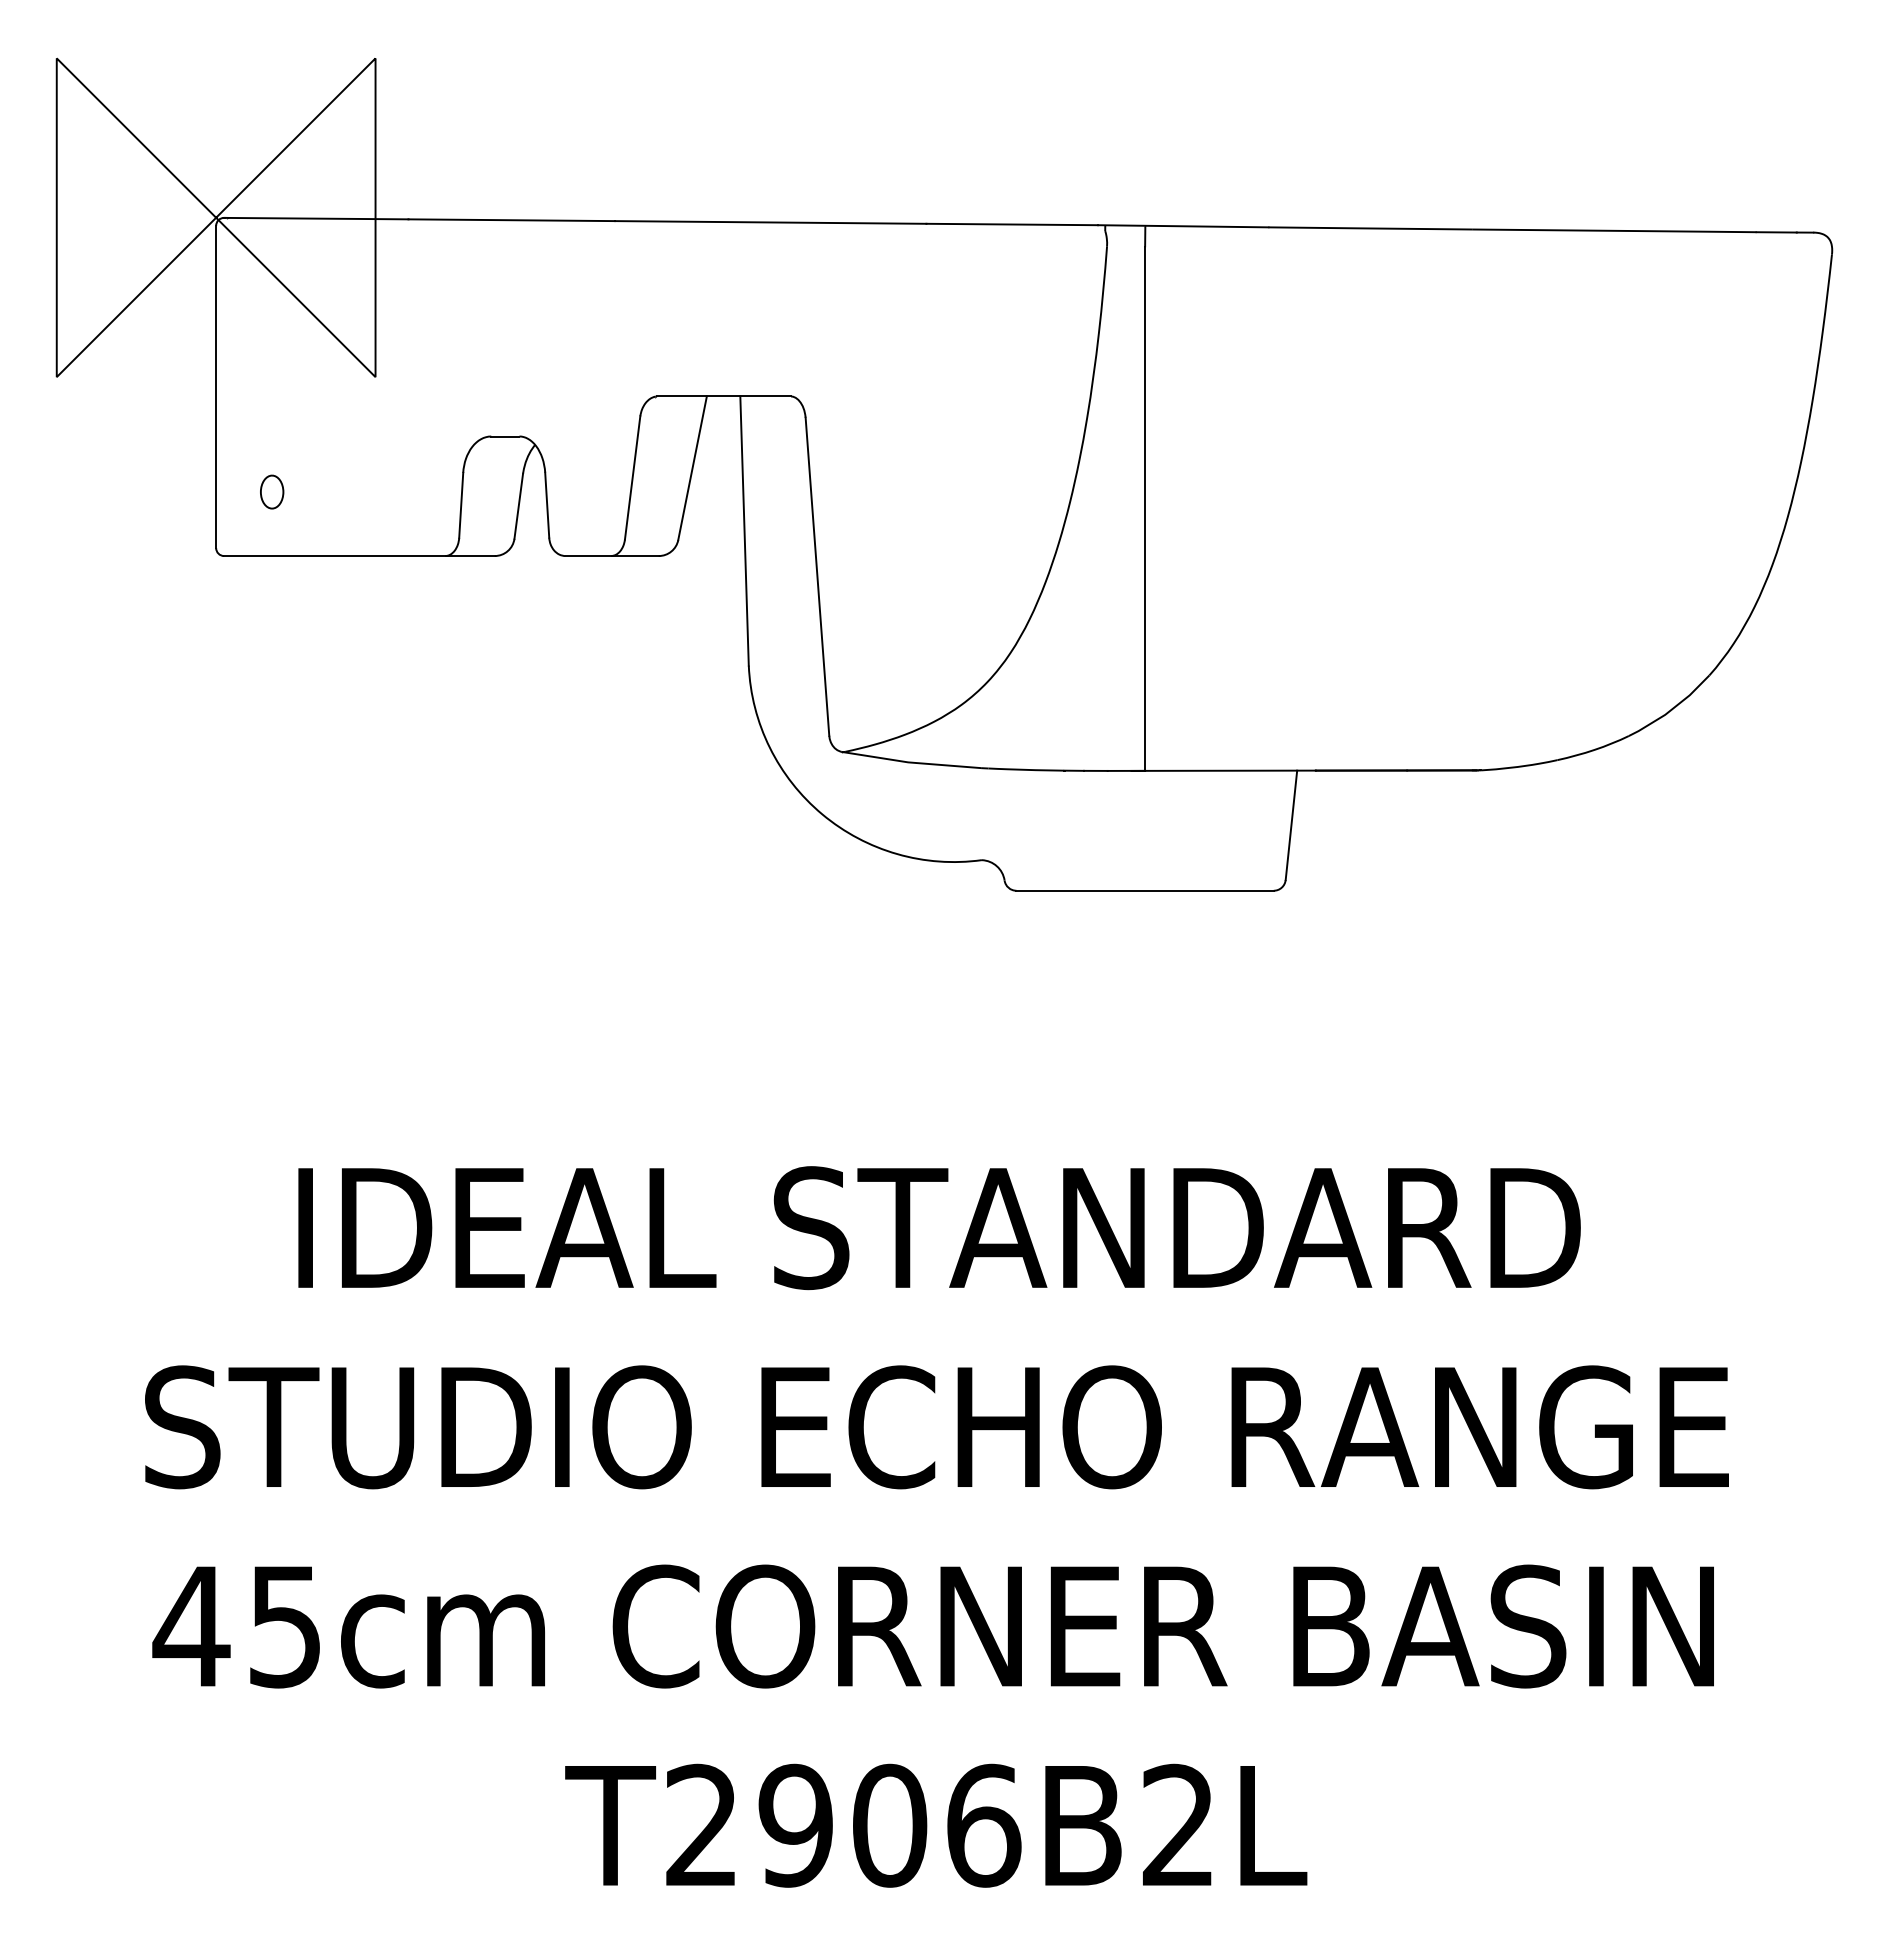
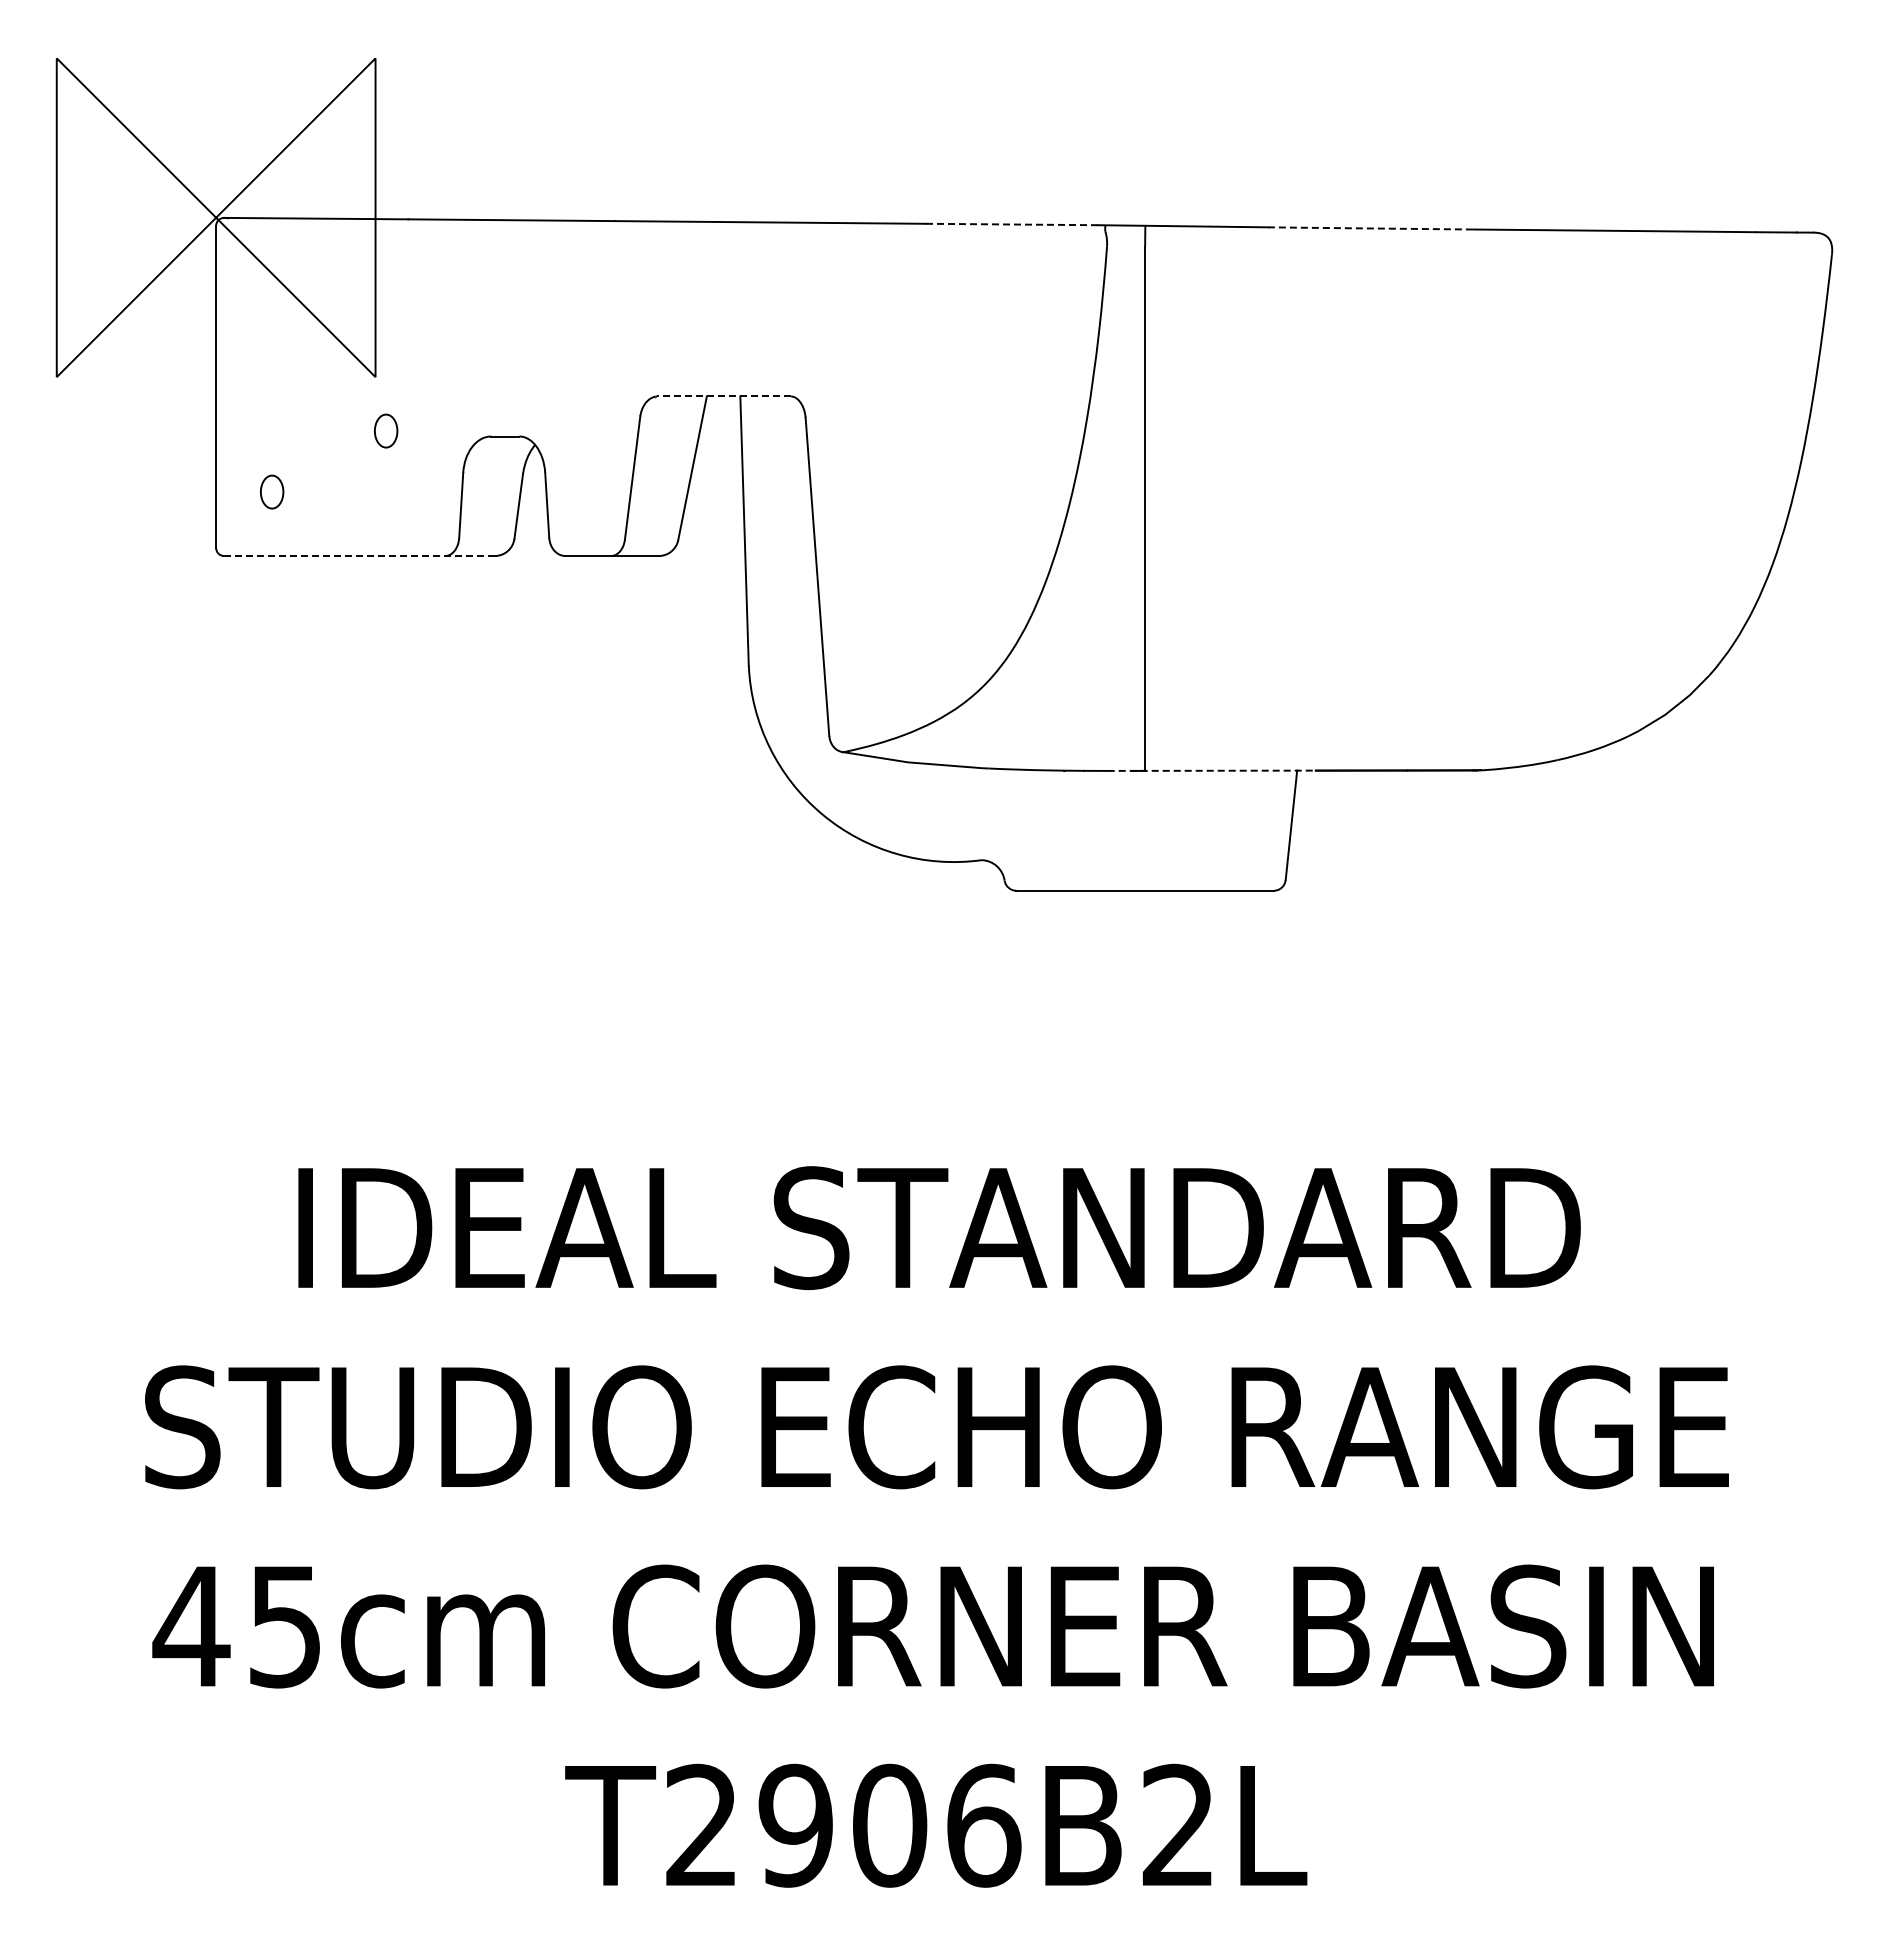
line: solid -> dashed (1012, 224)
line: solid -> dashed (1369, 228)
line: solid -> dashed (723, 396)
part: none -> present (386, 430)
line: solid -> dashed (359, 556)
line: solid -> dashed (1212, 770)
